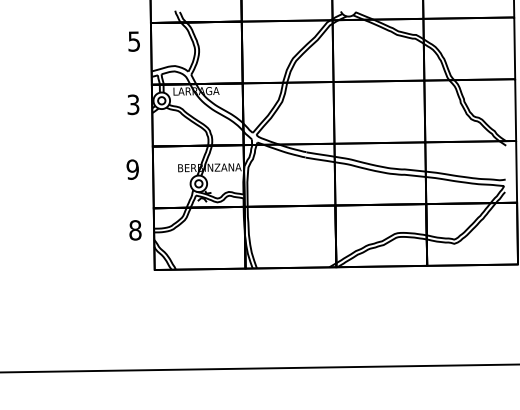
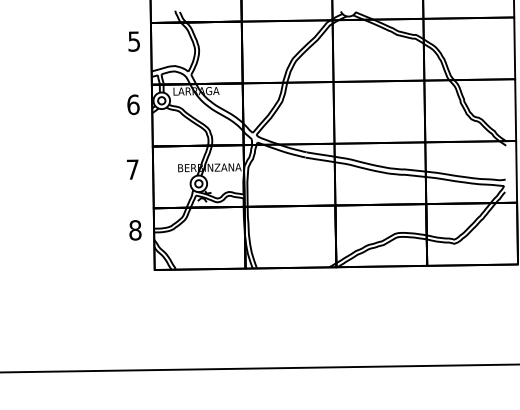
text: 3 -> 6 (133, 104)
text: 9 -> 7 (132, 169)
